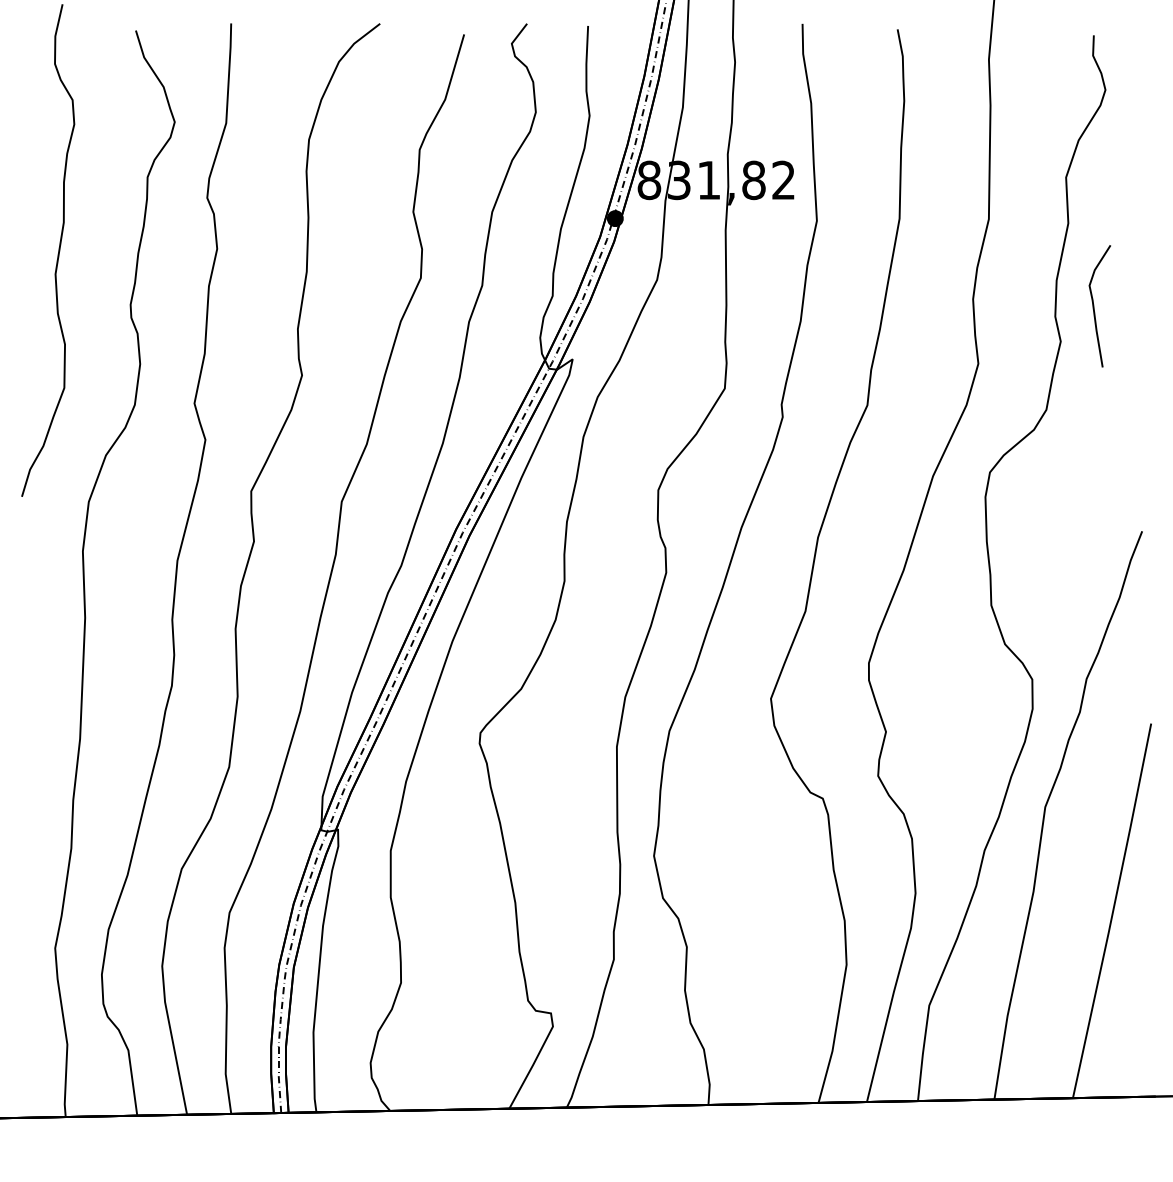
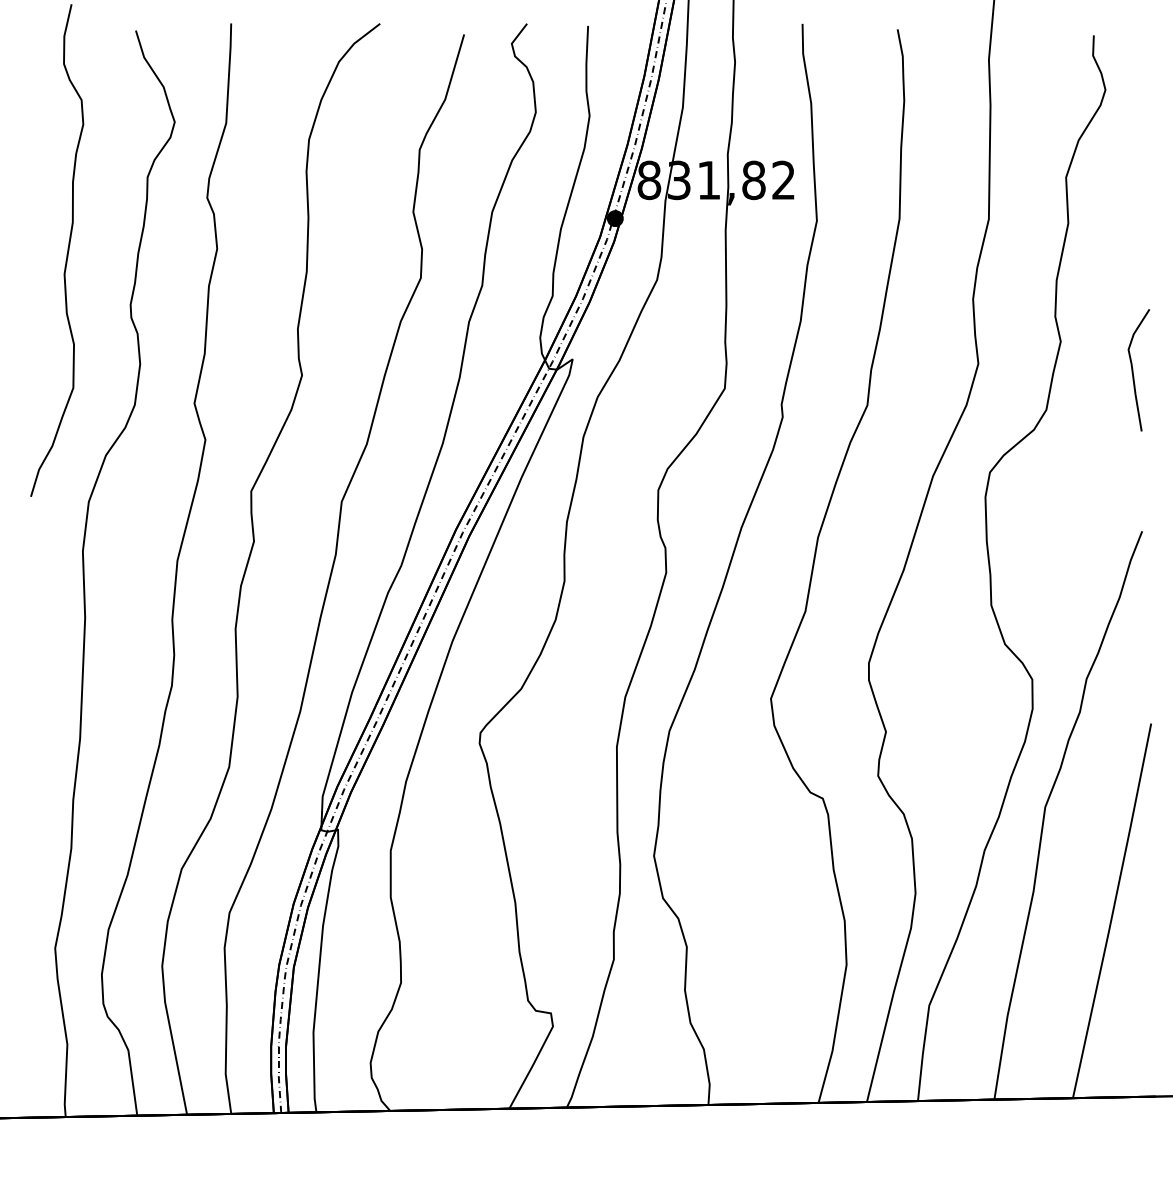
curve position: (57, 254) -> (66, 254) (66, 254)
curve position: (1094, 306) -> (1133, 370) (1133, 370)
